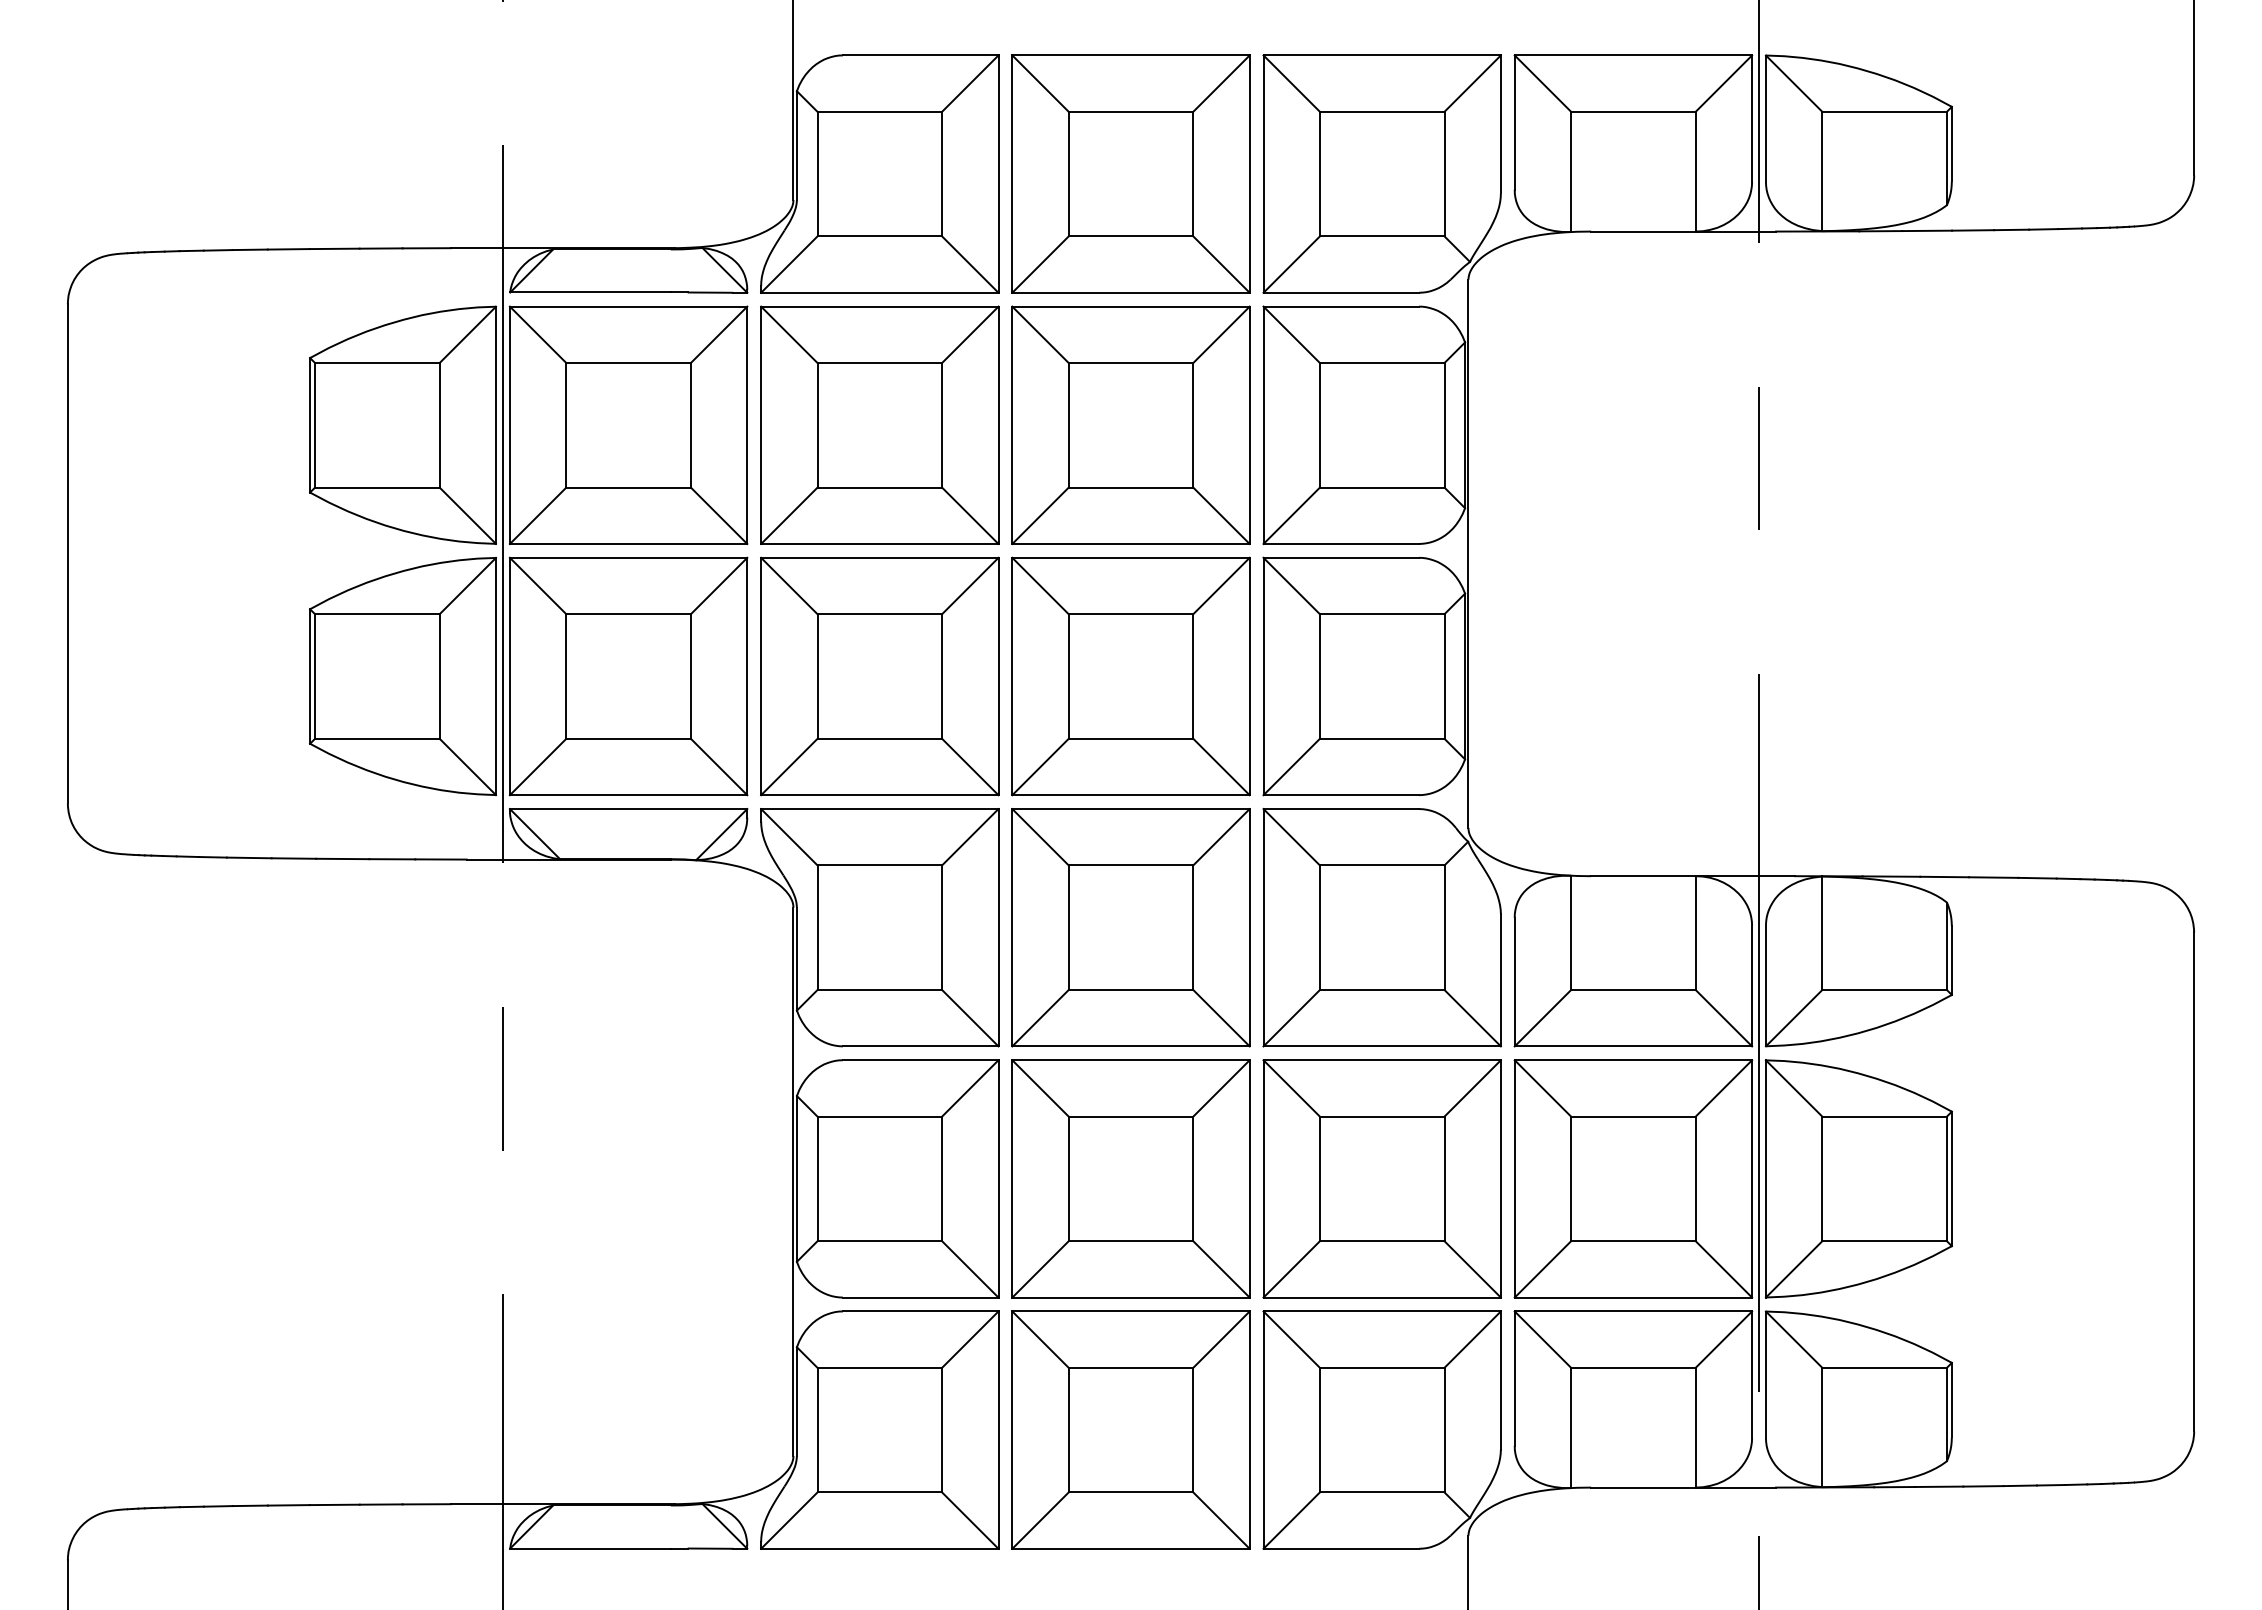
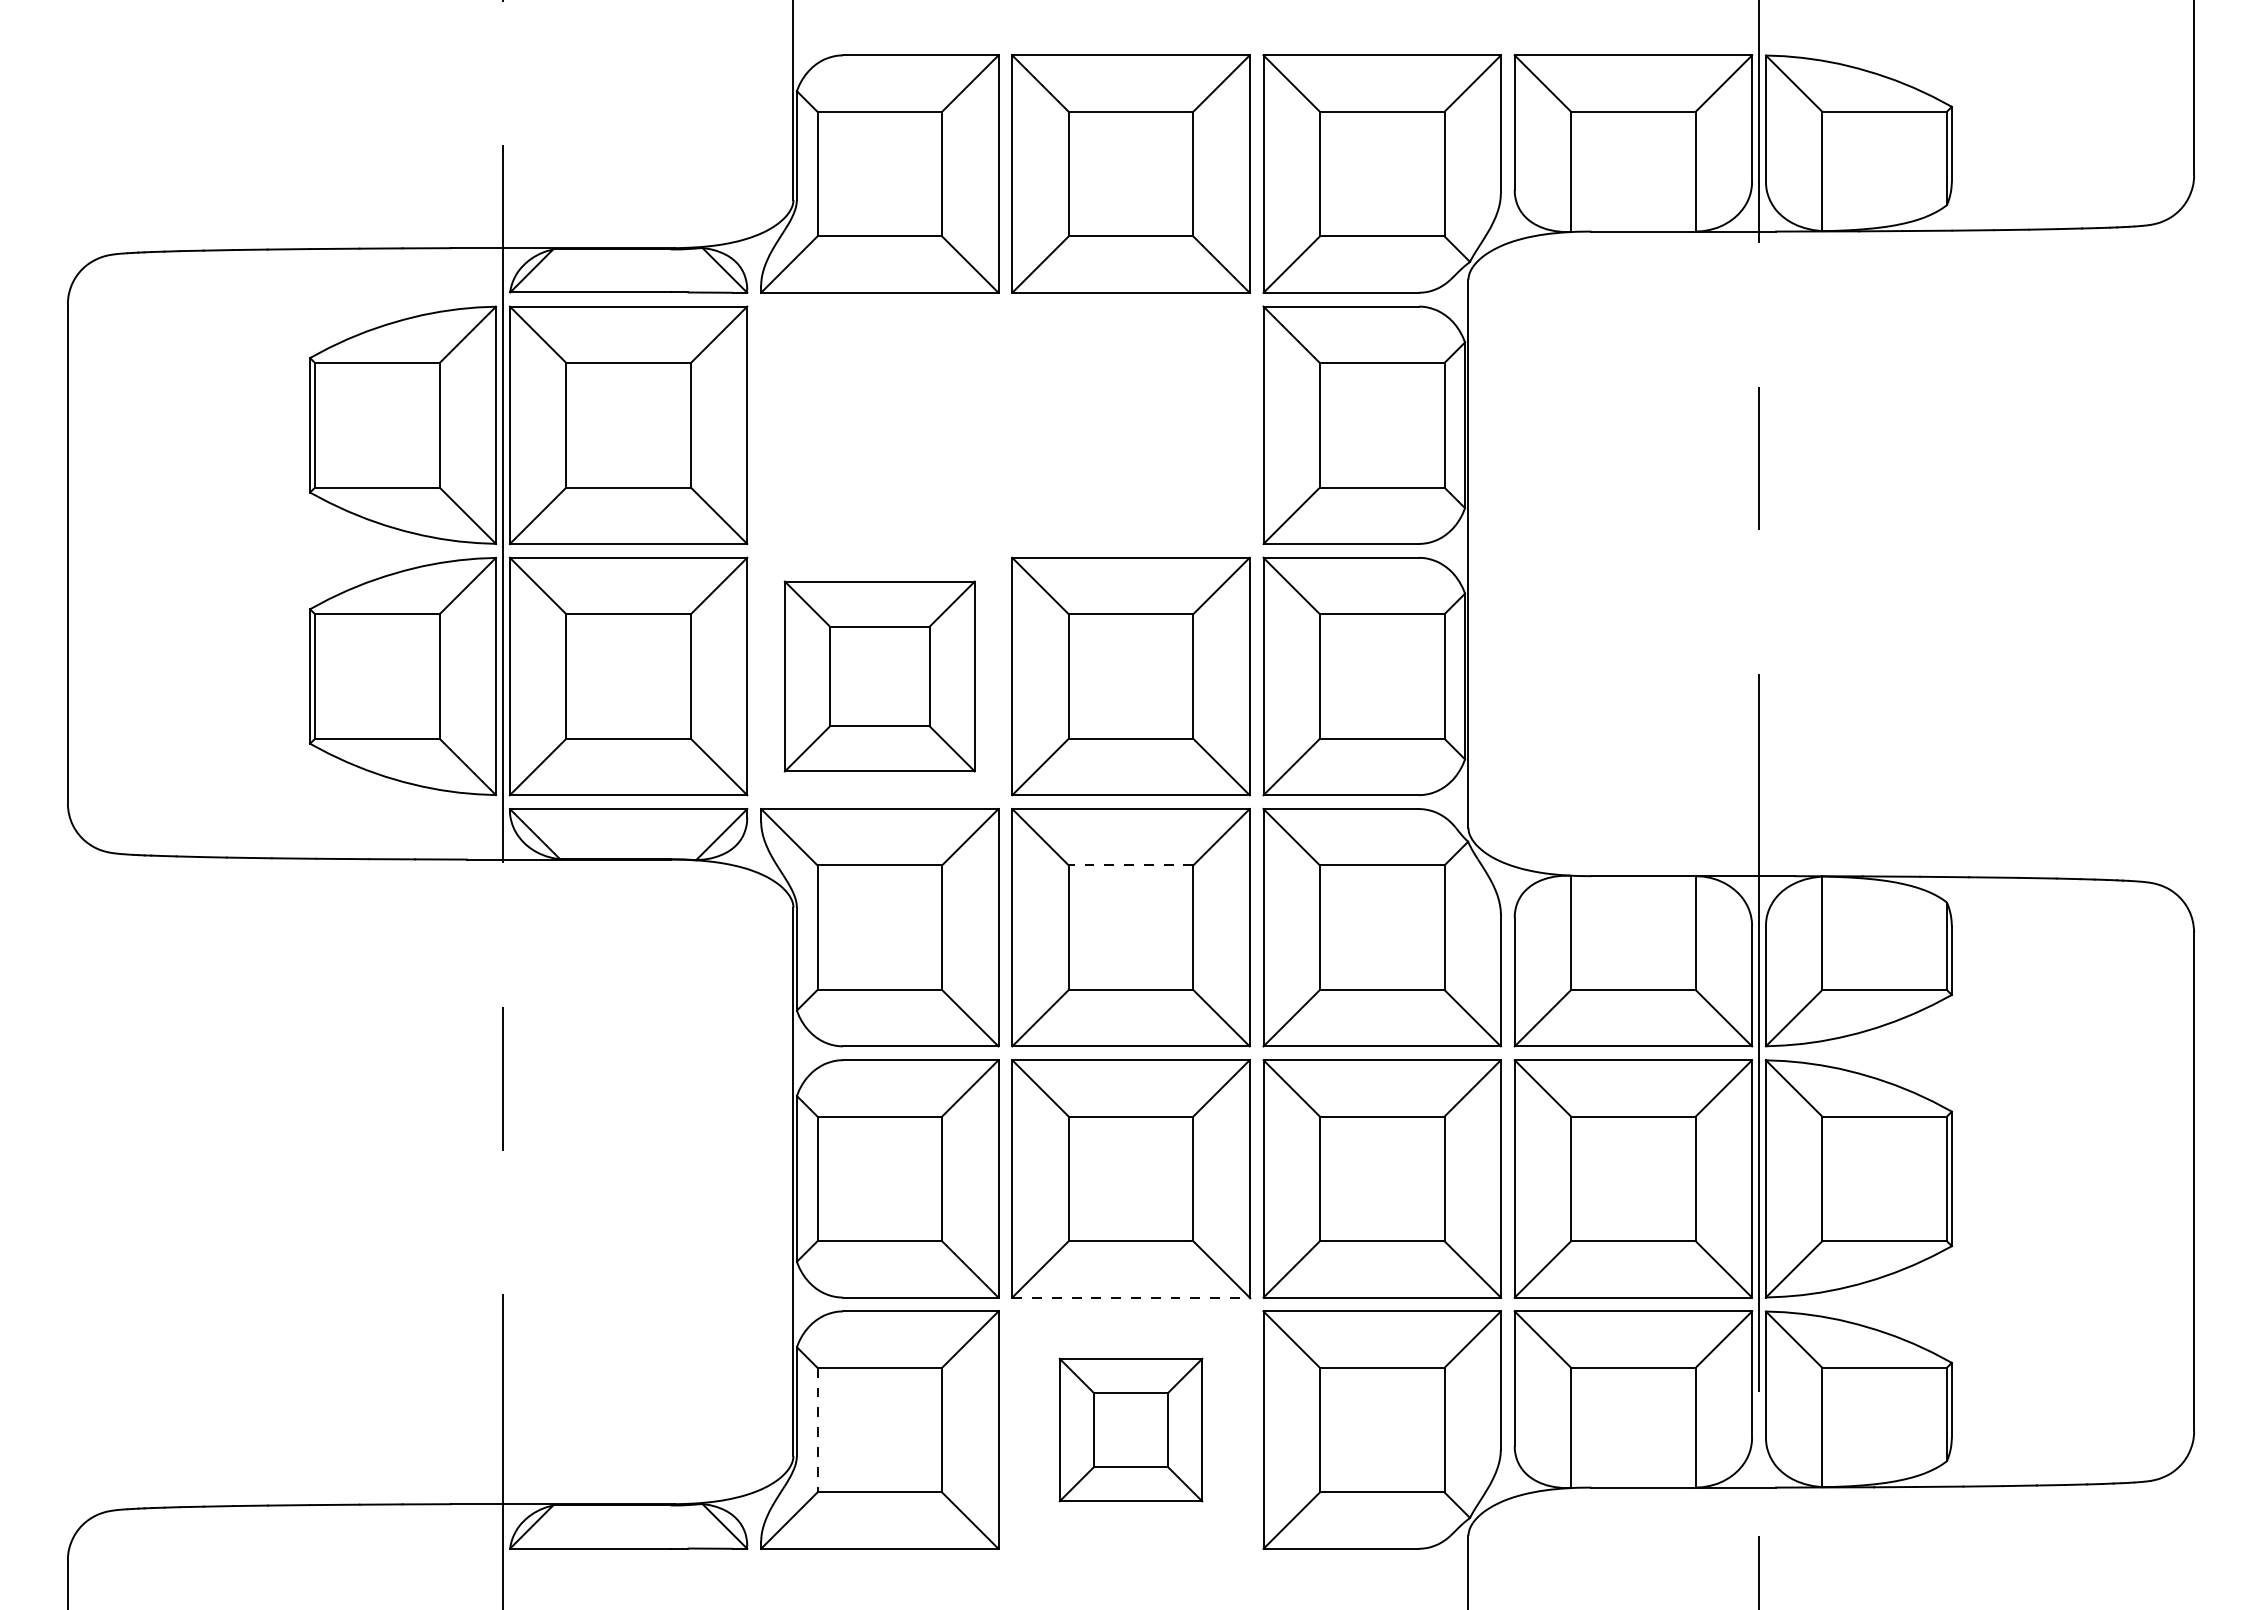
part: present -> none (879, 425)
part: present -> none (1130, 425)
part size: 240x241 px -> 193x193 px (879, 676)
line: solid -> dashed (1130, 865)
line: solid -> dashed (1131, 1297)
part size: 240x240 px -> 146x146 px (1130, 1429)
line: solid -> dashed (817, 1430)
